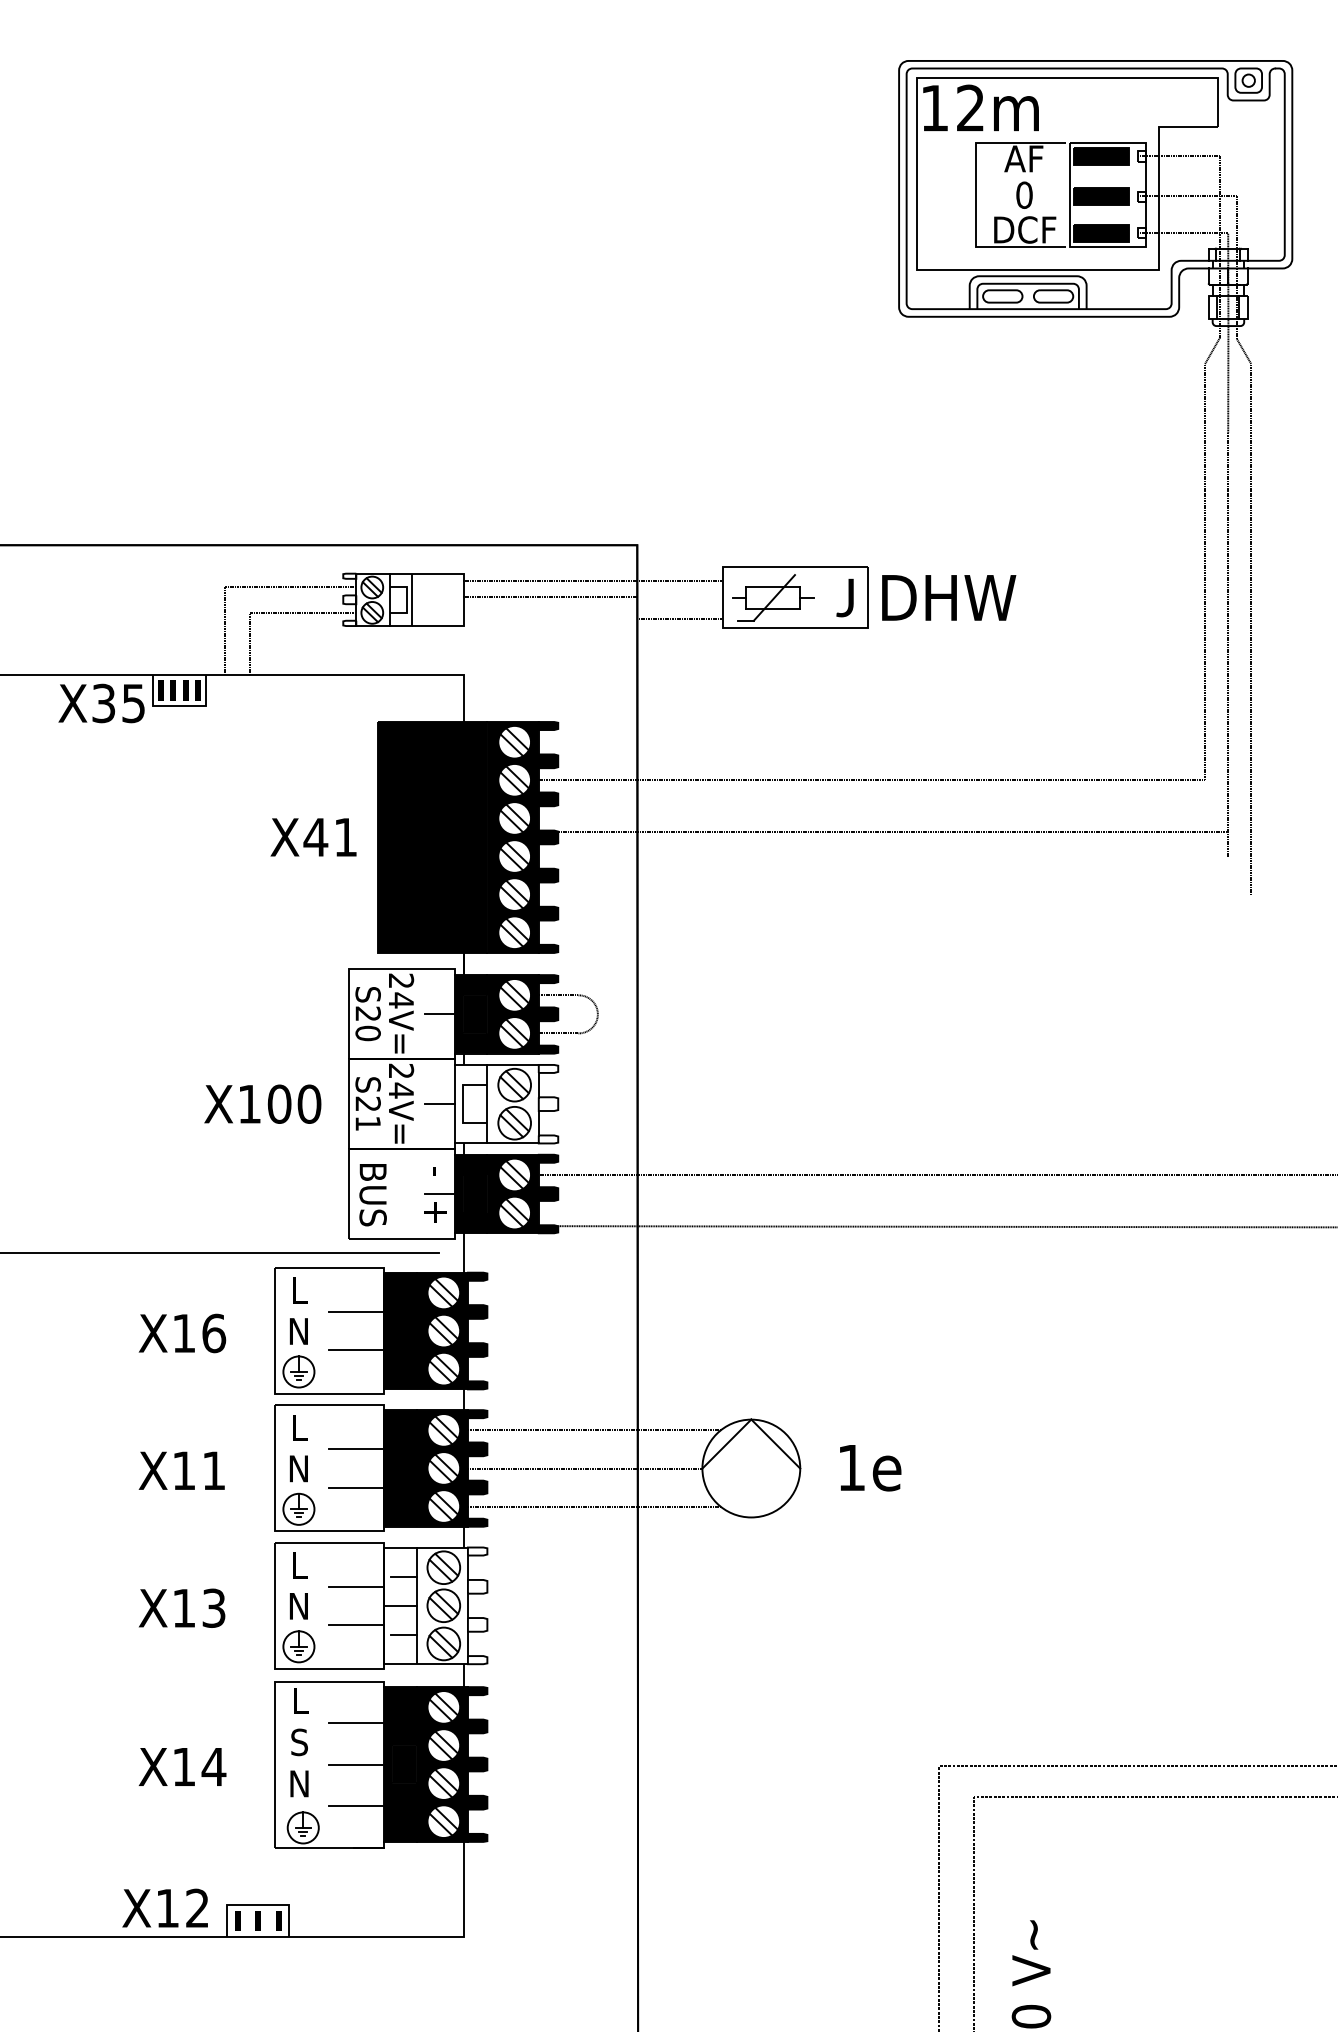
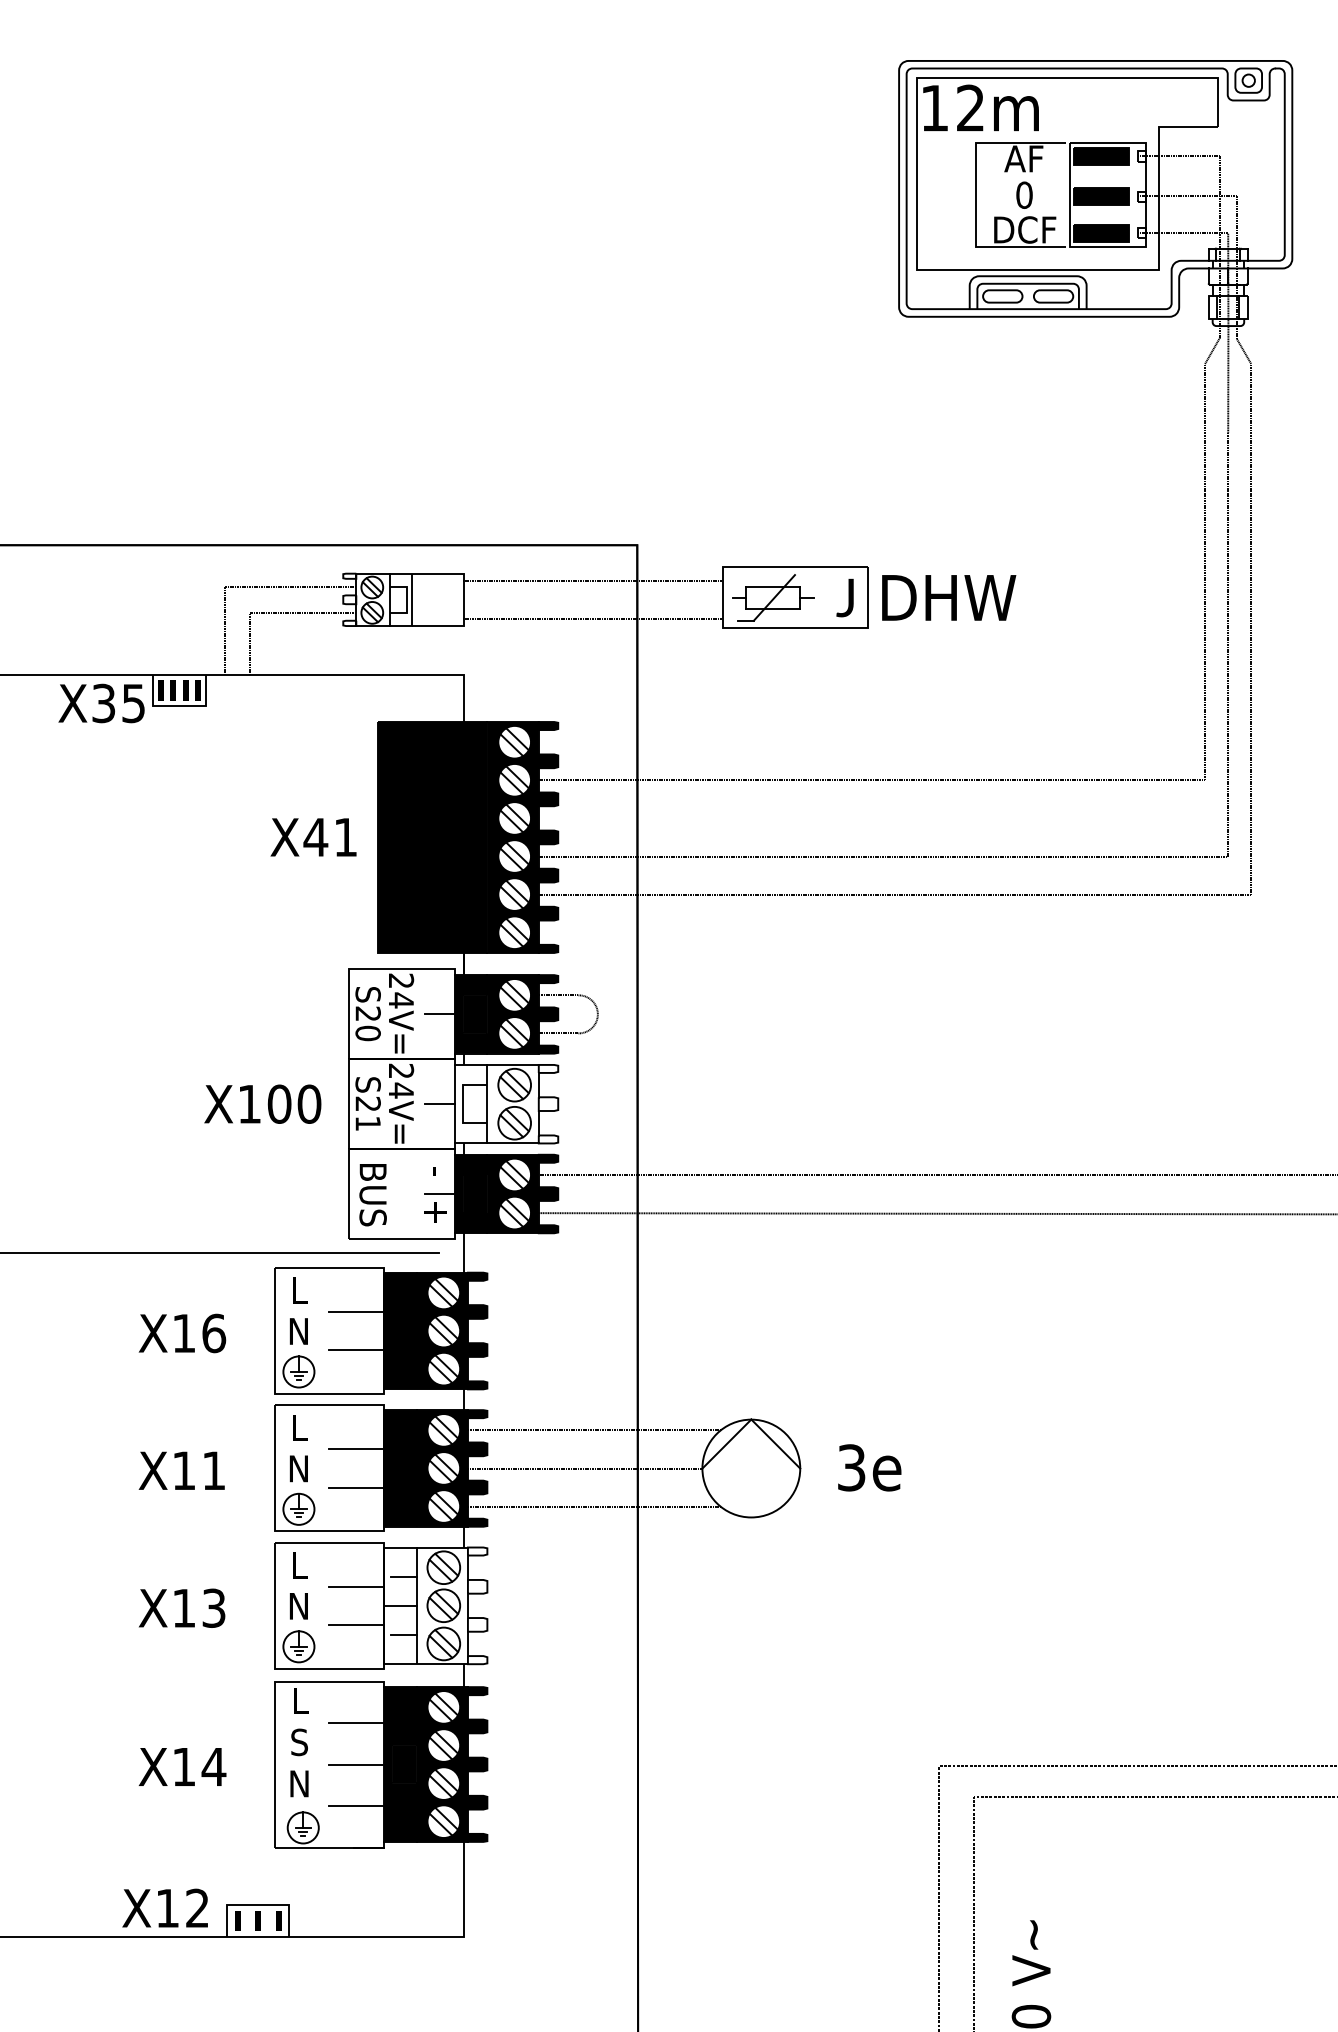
line position: (550, 596) -> (550, 618) (550, 618)
line position: (883, 831) -> (883, 856) (883, 856)
line: none -> present (894, 894)
line position: (936, 1226) -> (936, 1213) (936, 1213)
text: 1e -> 3e (851, 1467)
